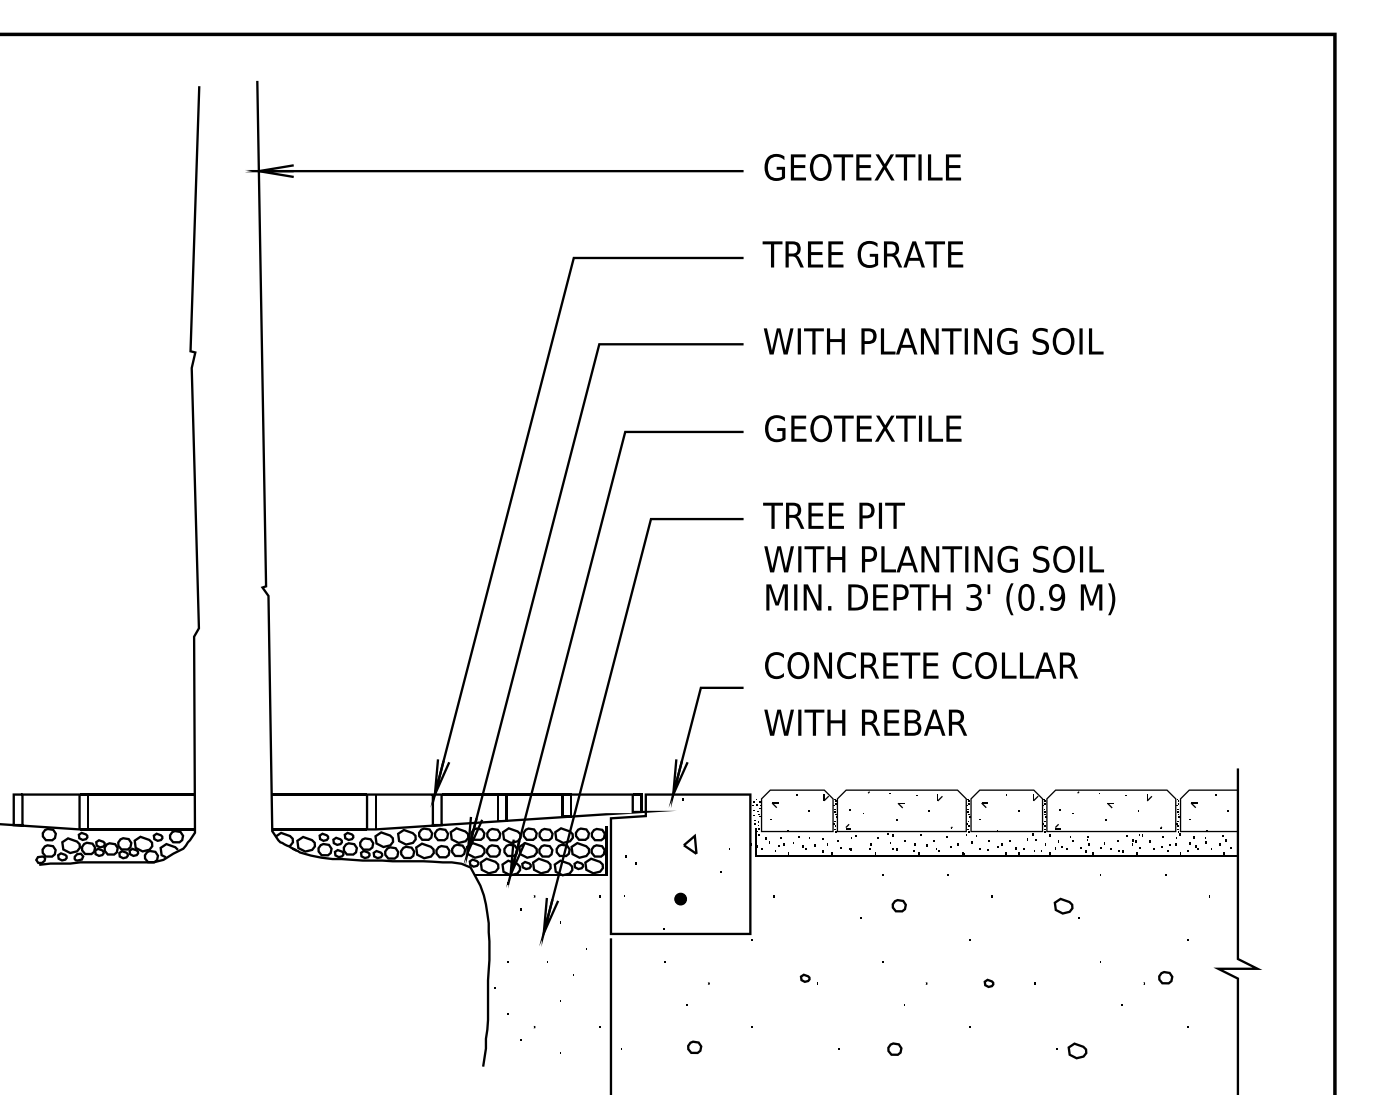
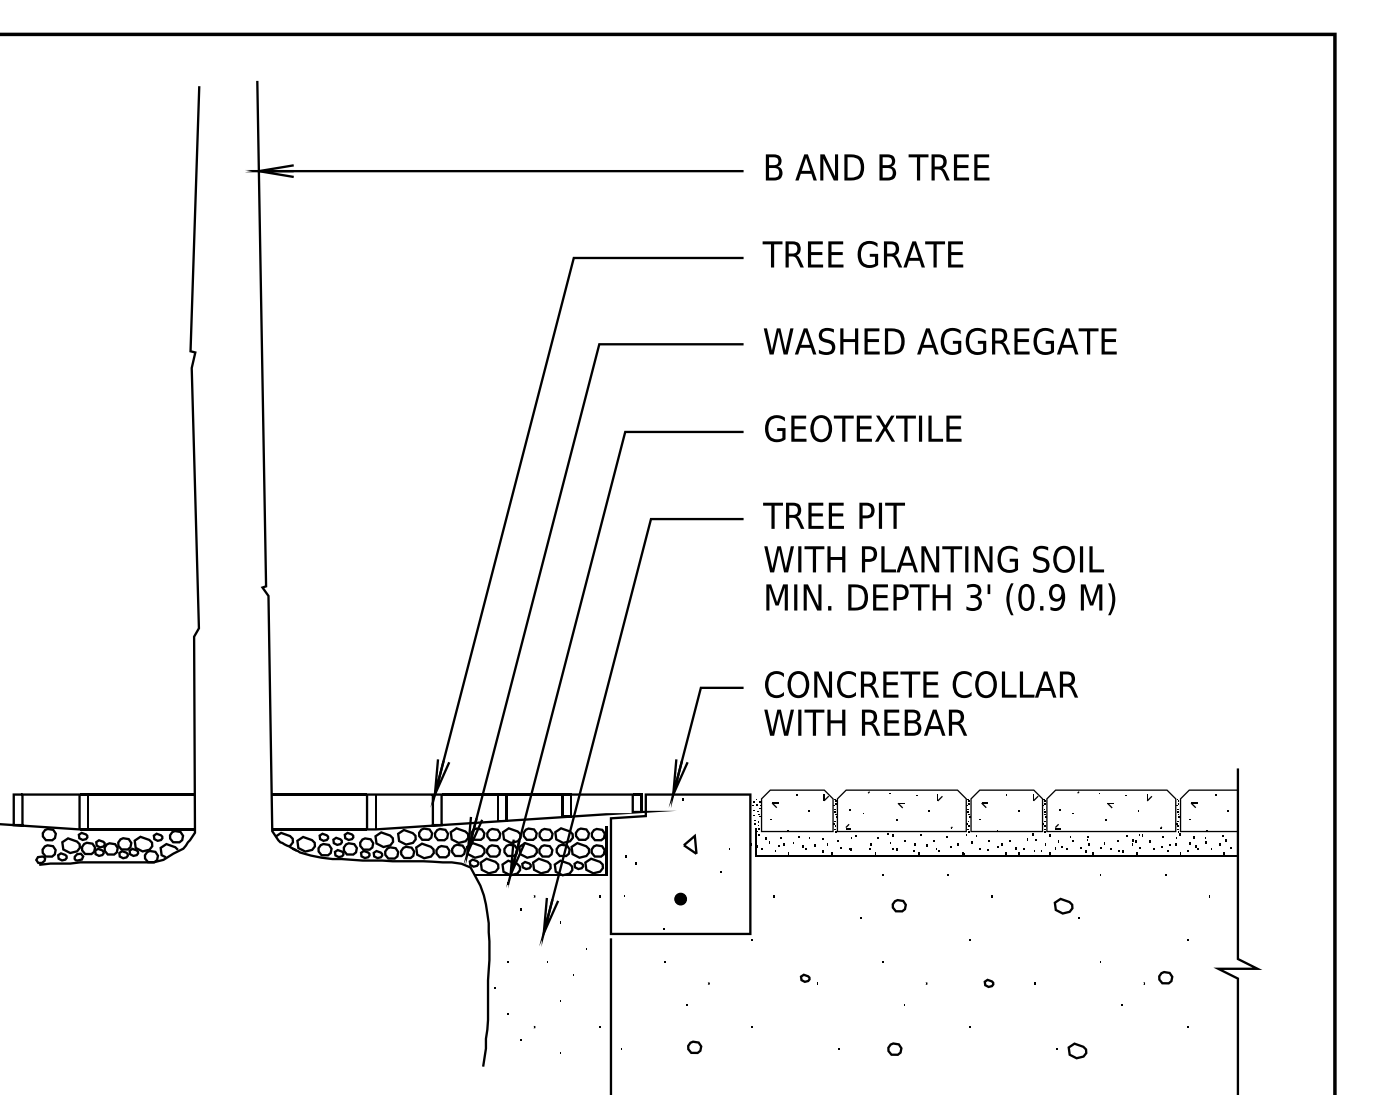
text: GEOTEXTILE -> B AND B TREE (876, 167)
text: WITH PLANTING SOIL -> WASHED AGGREGATE (955, 341)
text position: (921, 665) -> (921, 684) (921, 684)
